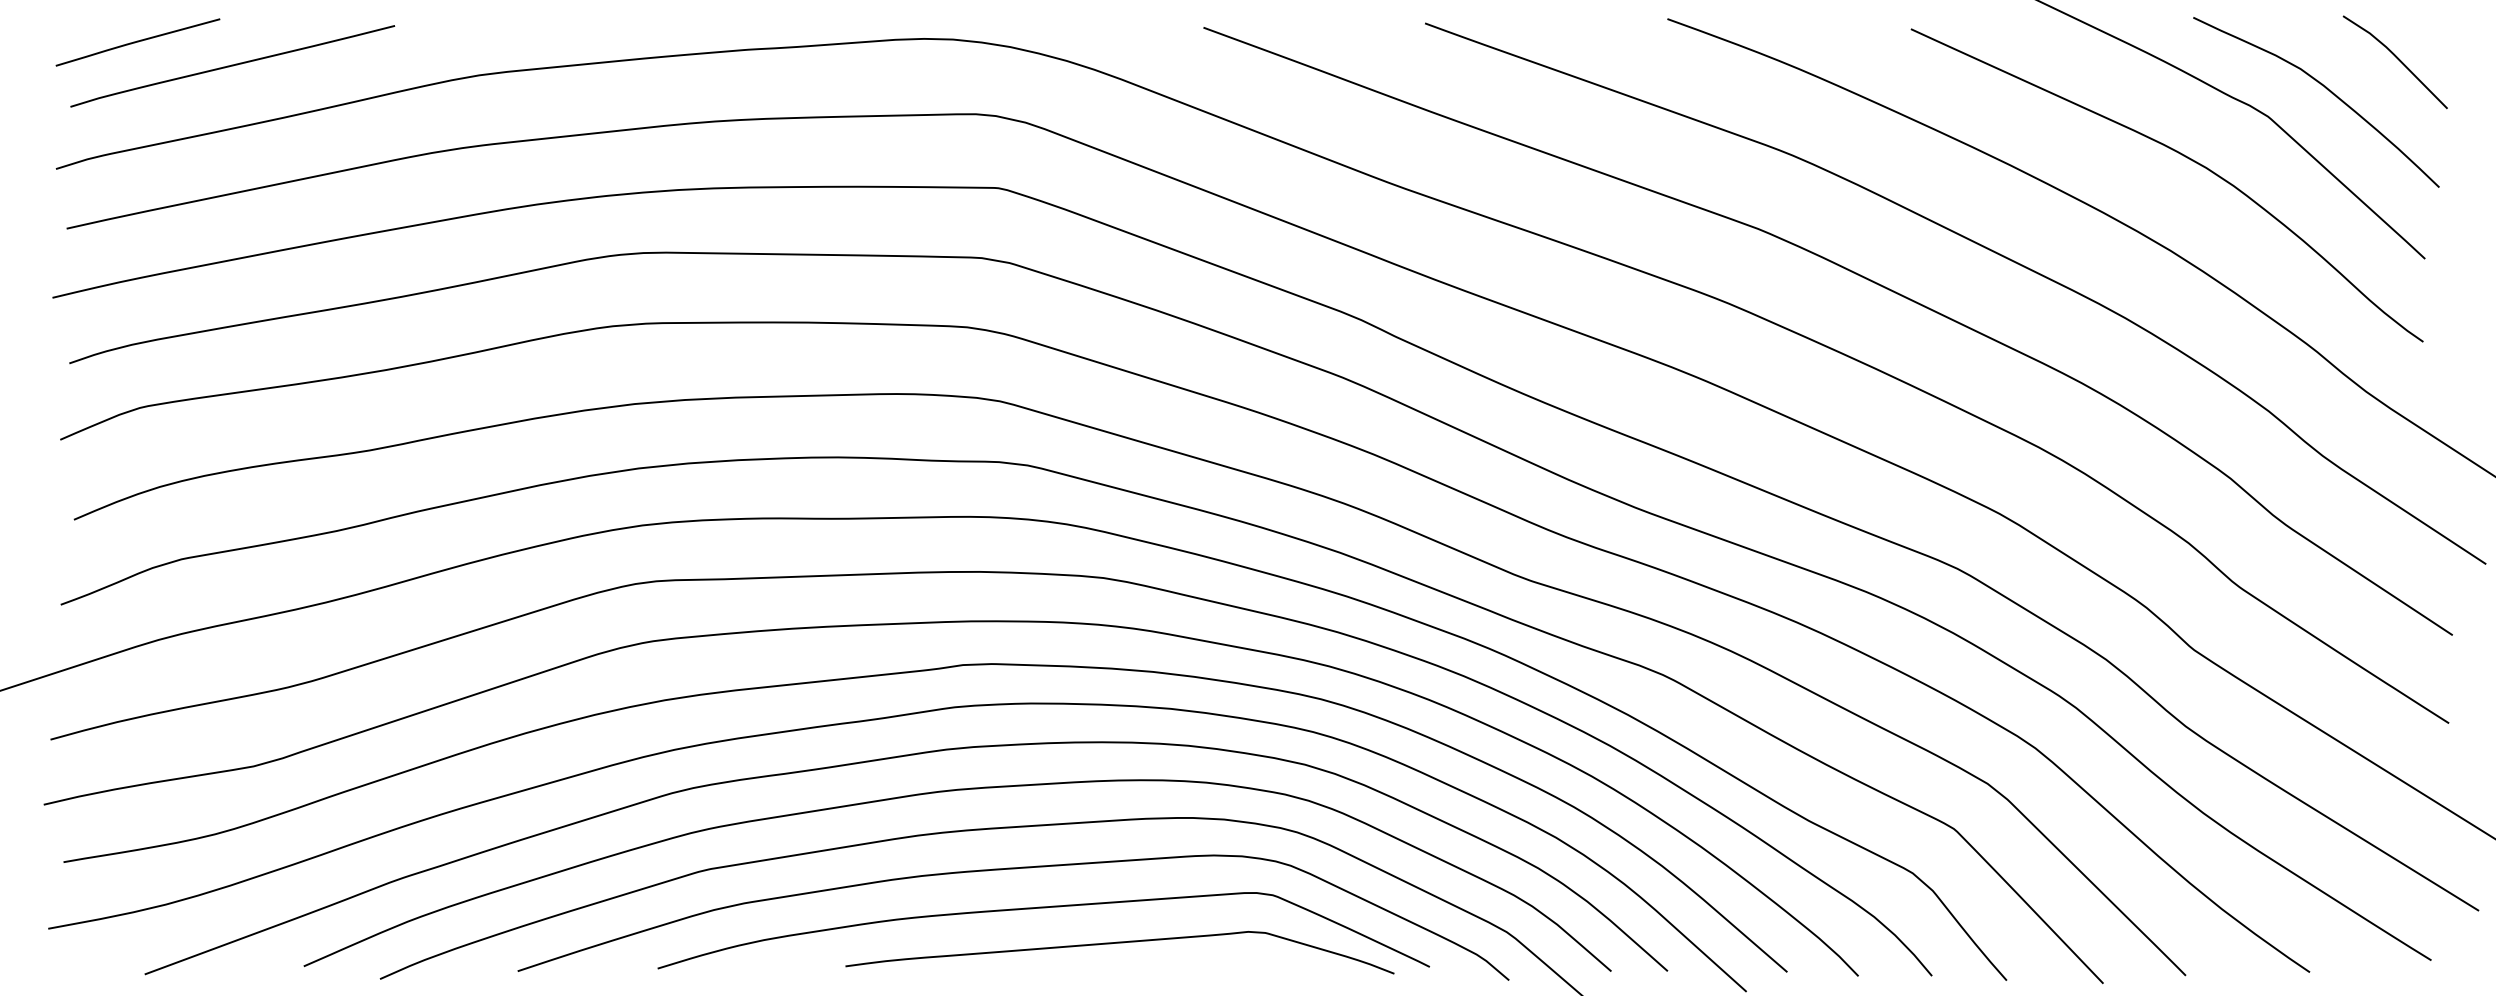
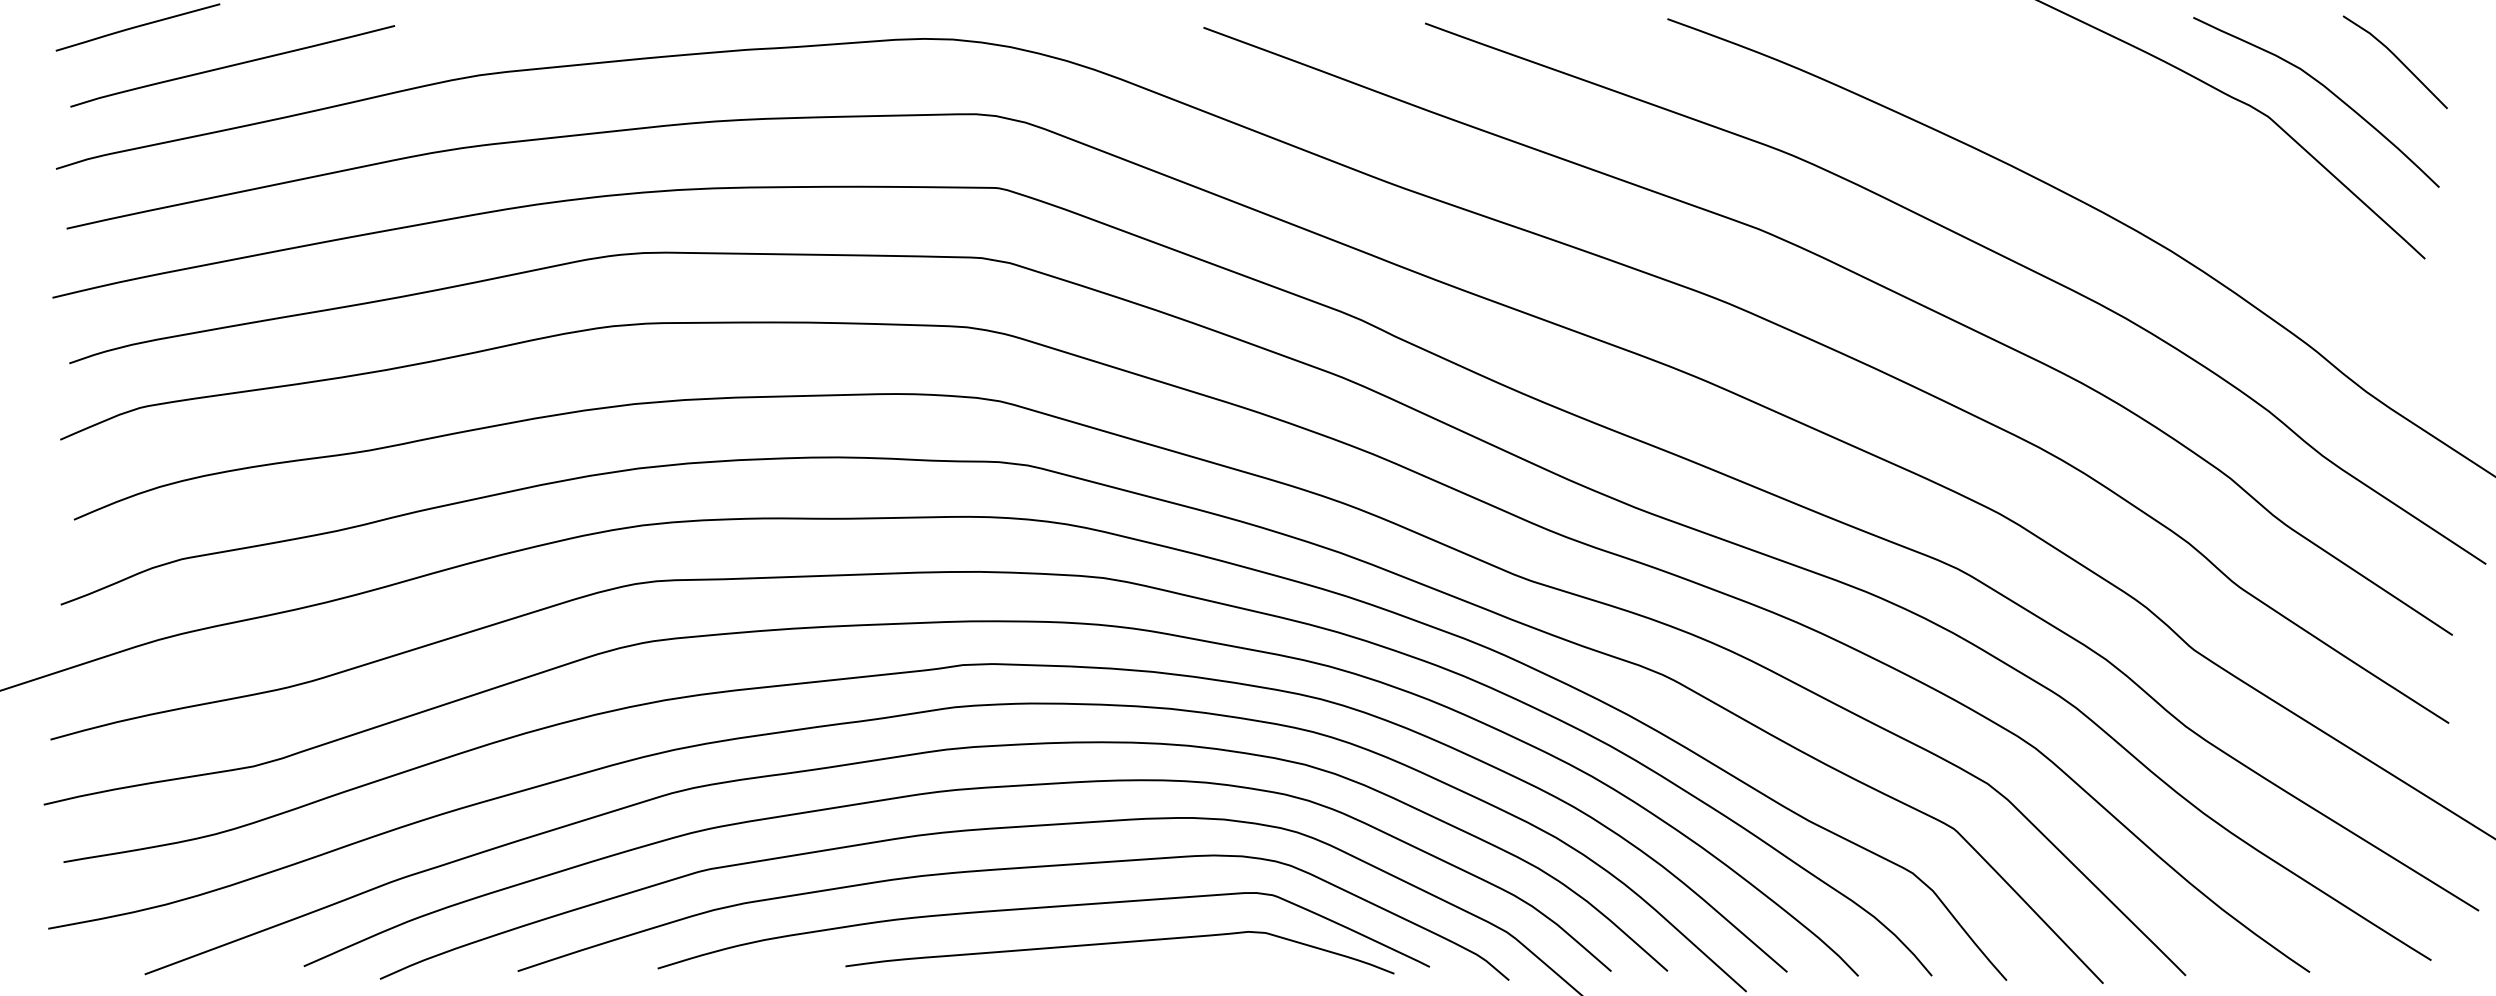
curve position: (137, 42) -> (137, 27) (137, 27)
curve: present -> none (2181, 155)
